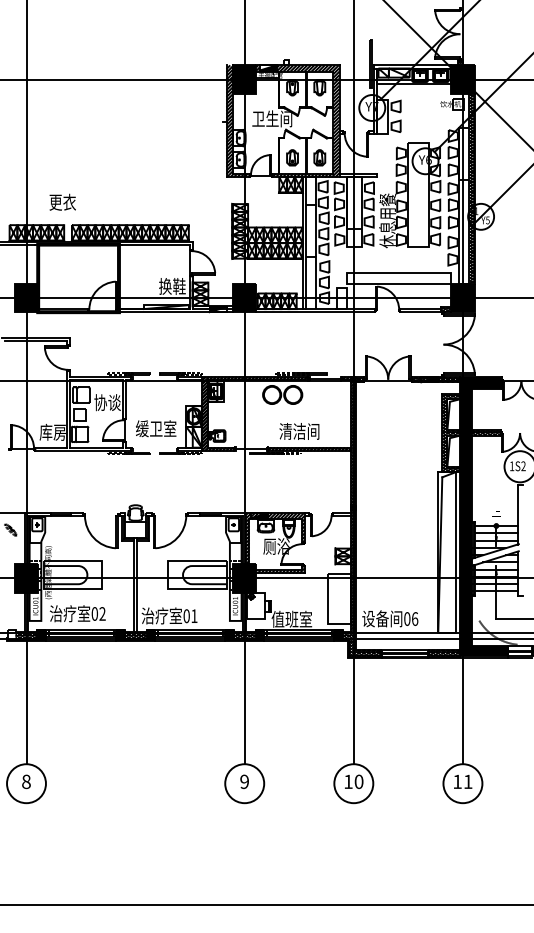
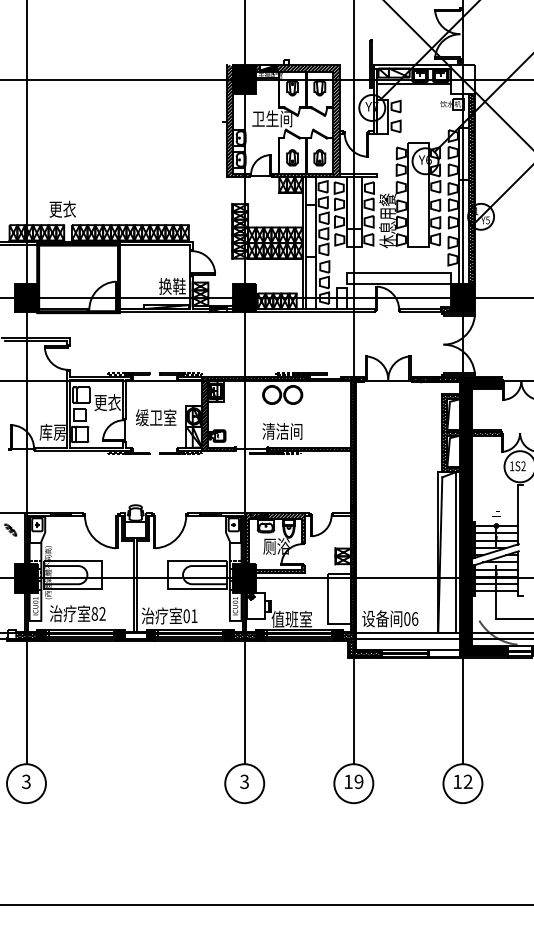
fill: present -> none (462, 79)
text position: (62, 201) -> (62, 208) (62, 208)
text: 协谈 -> 更衣 (107, 402)
text position: (156, 428) -> (156, 417) (156, 417)
text position: (299, 431) -> (282, 431) (282, 431)
text: 02 -> 82 (94, 613)
hatch: present -> none (135, 635)
hatch: present -> none (444, 653)
text: 8 -> 3 (26, 781)
text: 9 -> 3 (244, 781)
text: 10 -> 19 (358, 781)
text: 11 -> 12 (467, 781)
